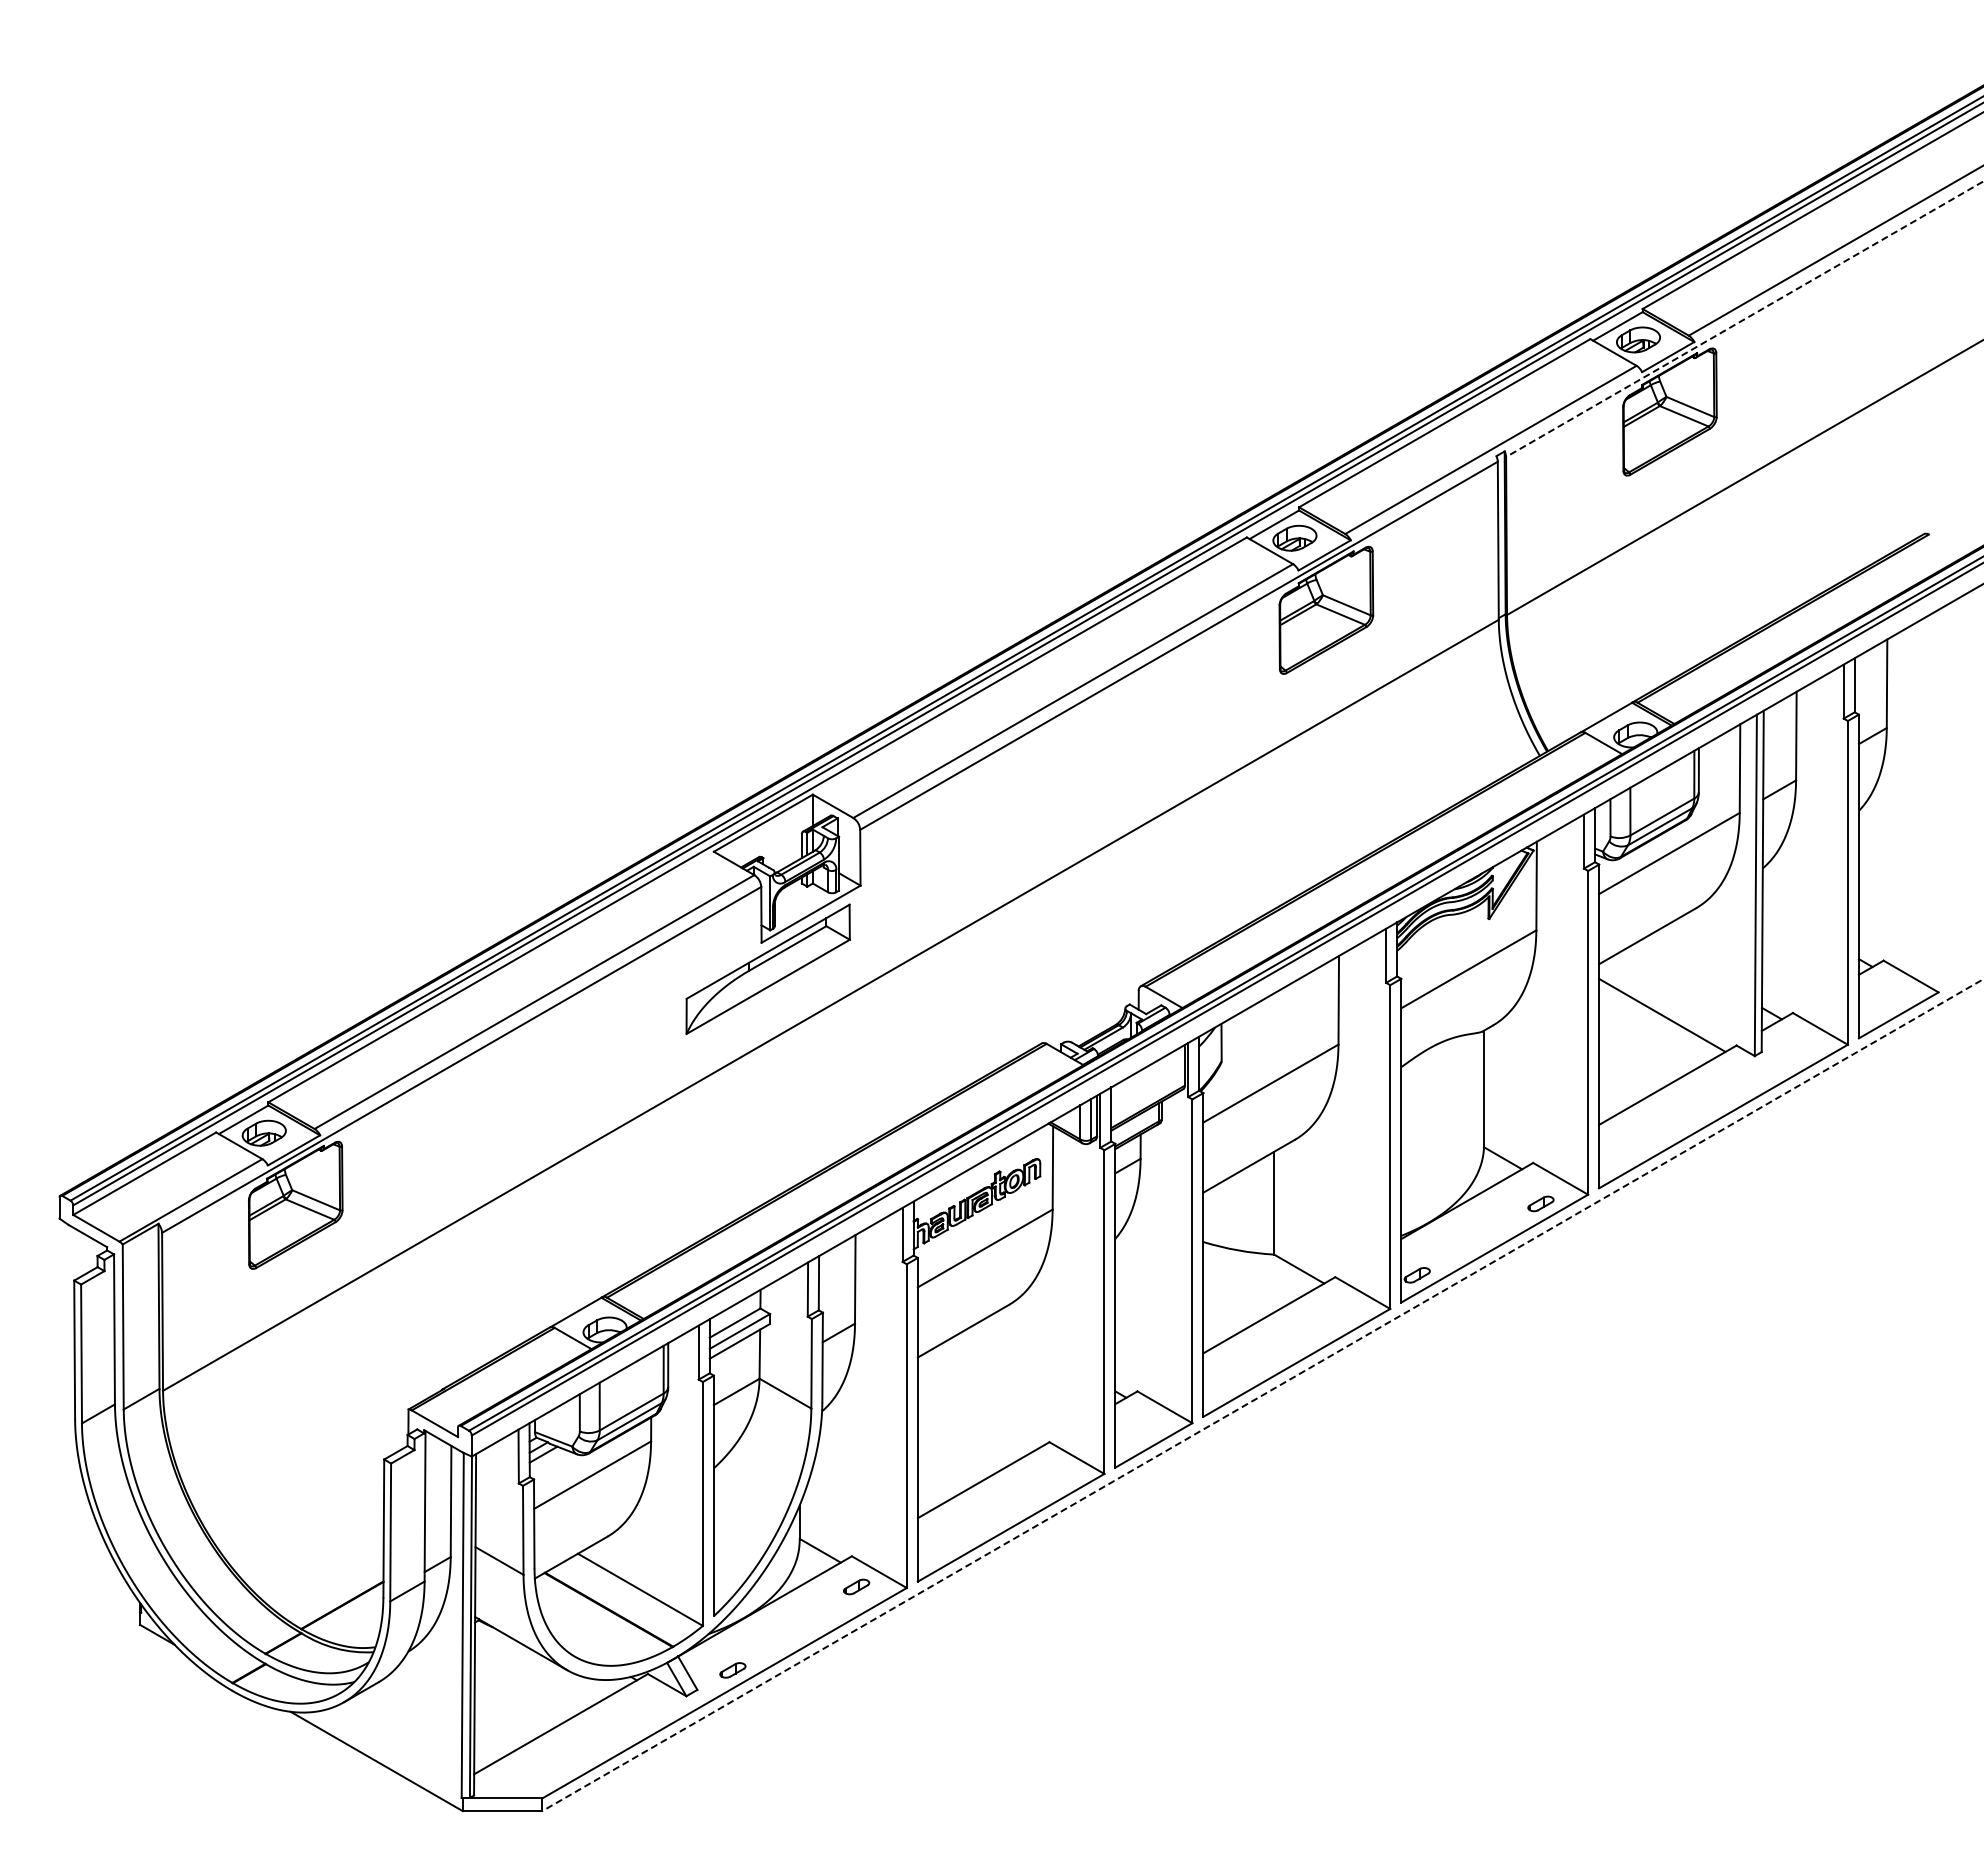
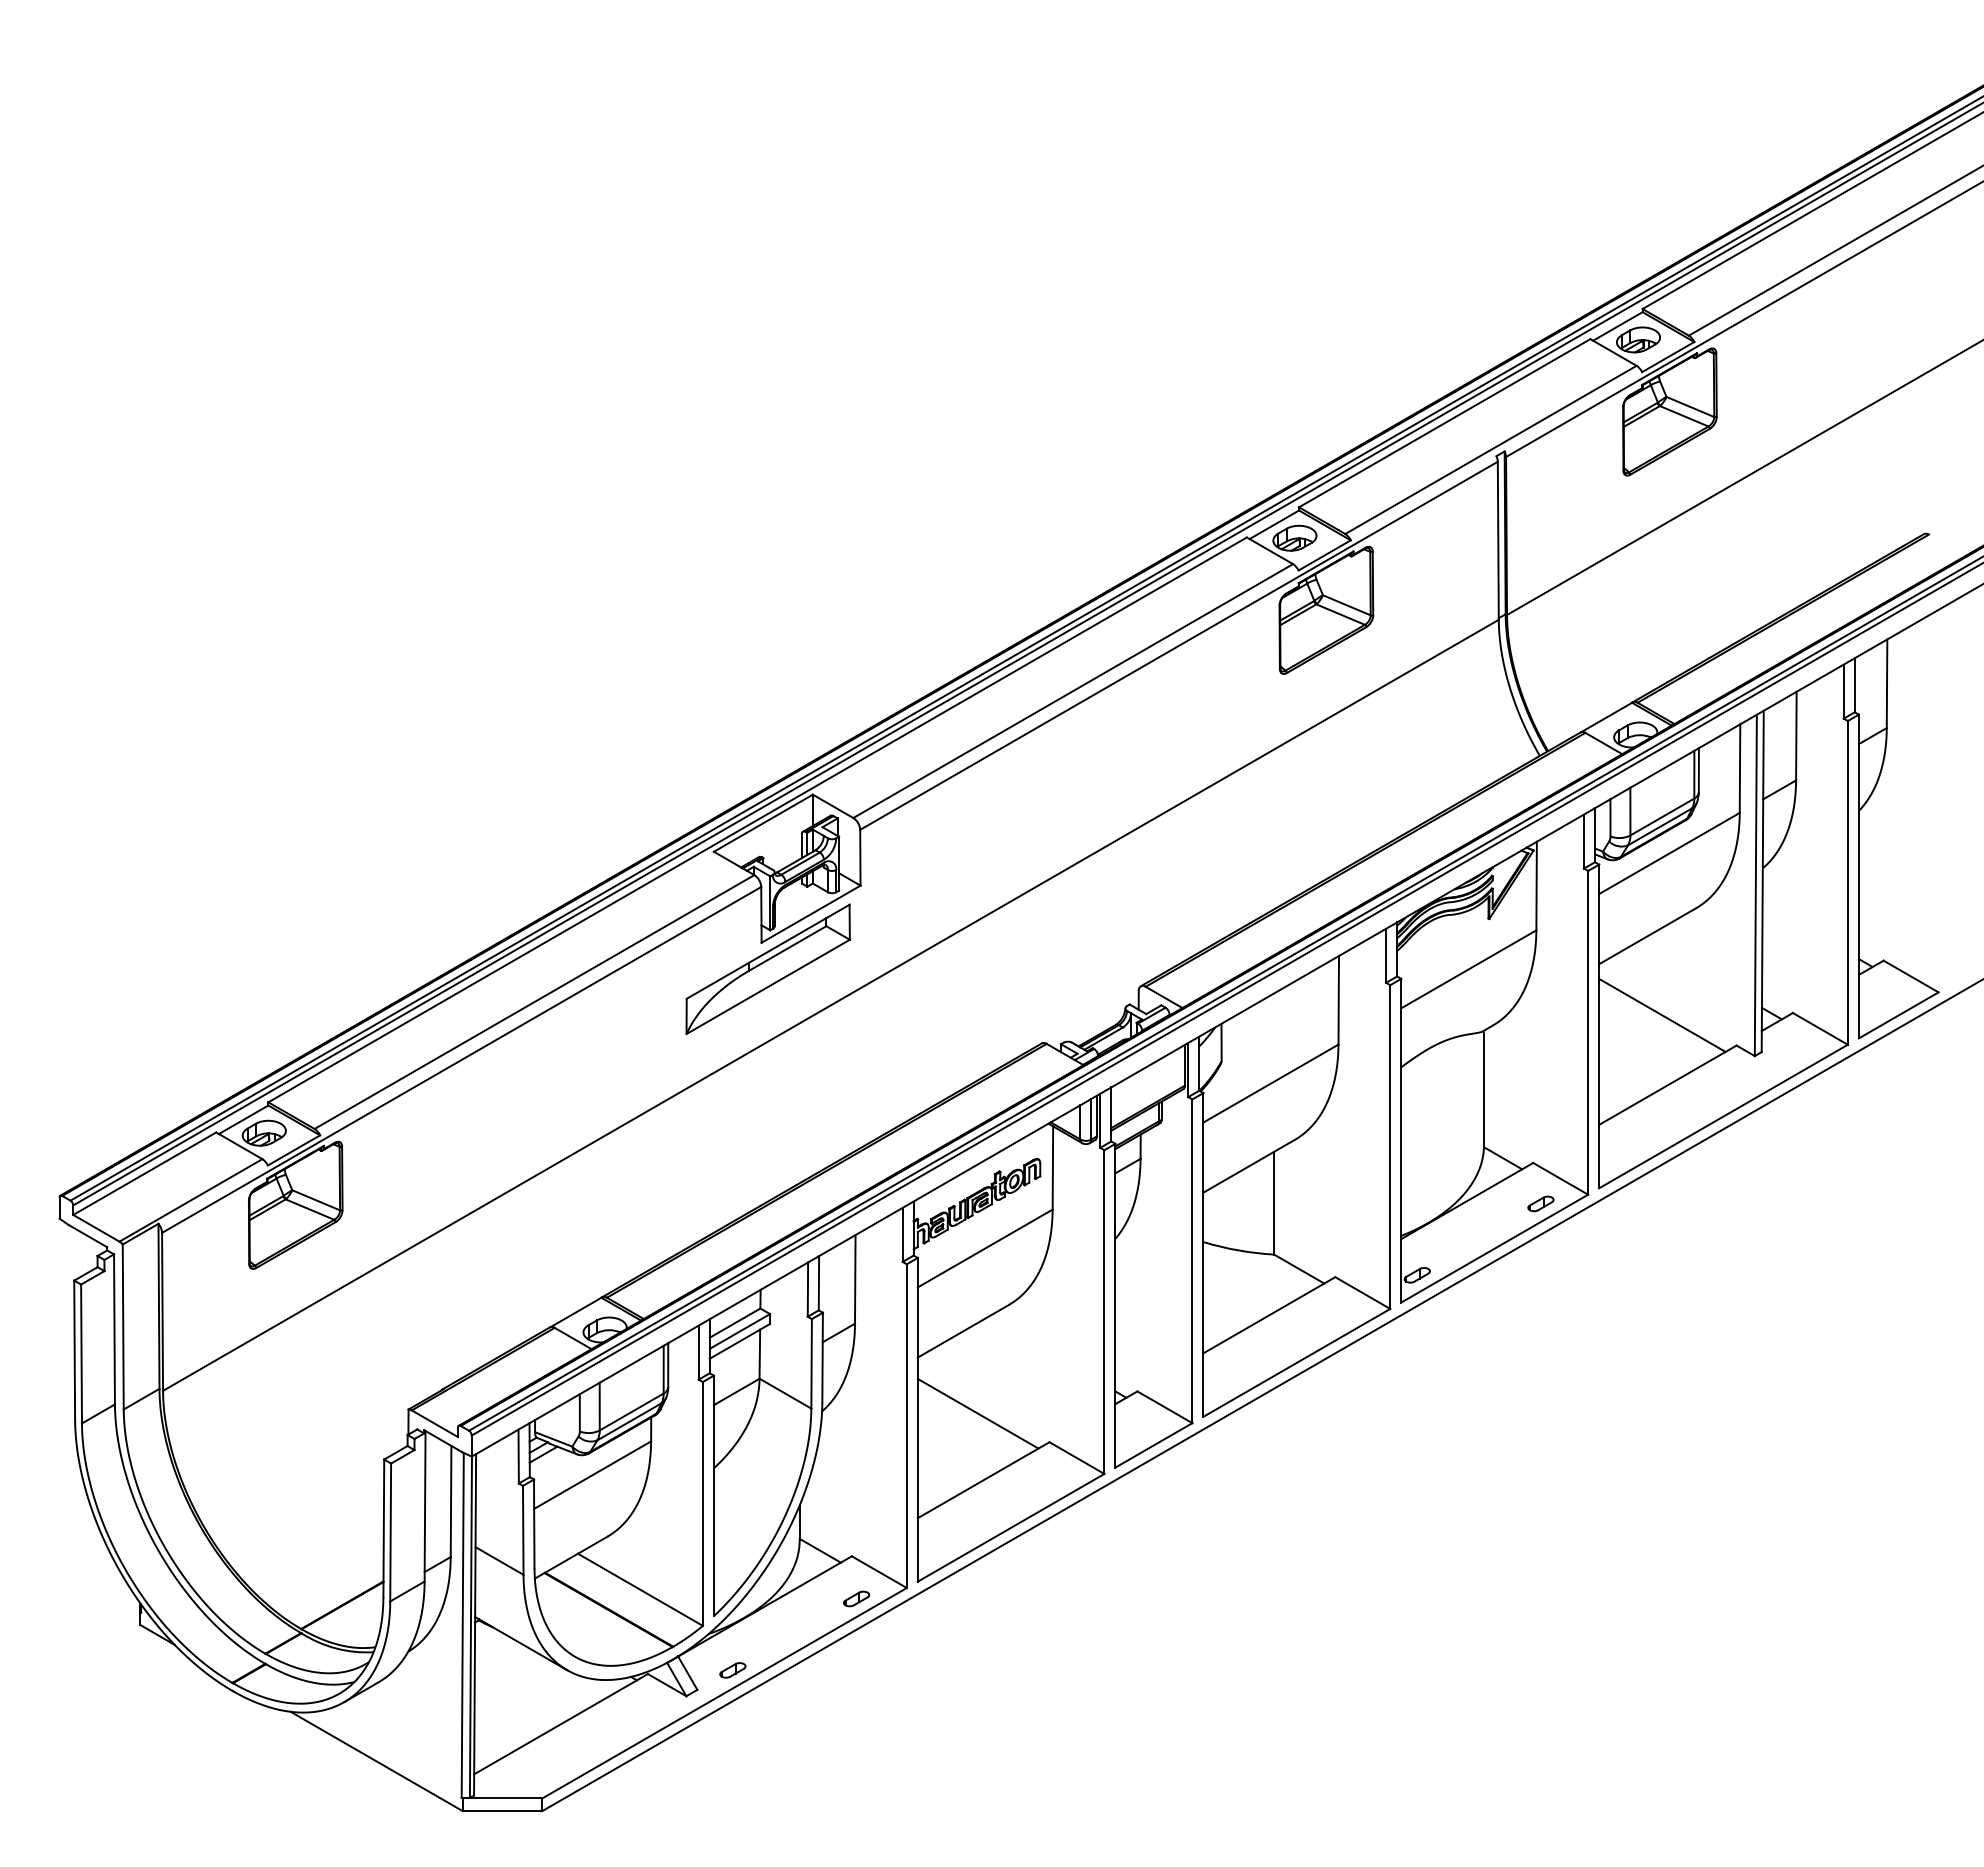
line: dashed -> solid (1745, 319)
line: dashed -> solid (1262, 1395)
line: none -> present (977, 1413)
part position: (856, 1586) -> (856, 1598) (856, 1598)
